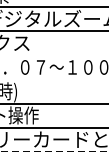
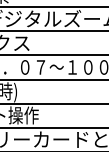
line: none -> present (53, 55)
line: none -> present (53, 79)
line: dashed -> solid (54, 151)
